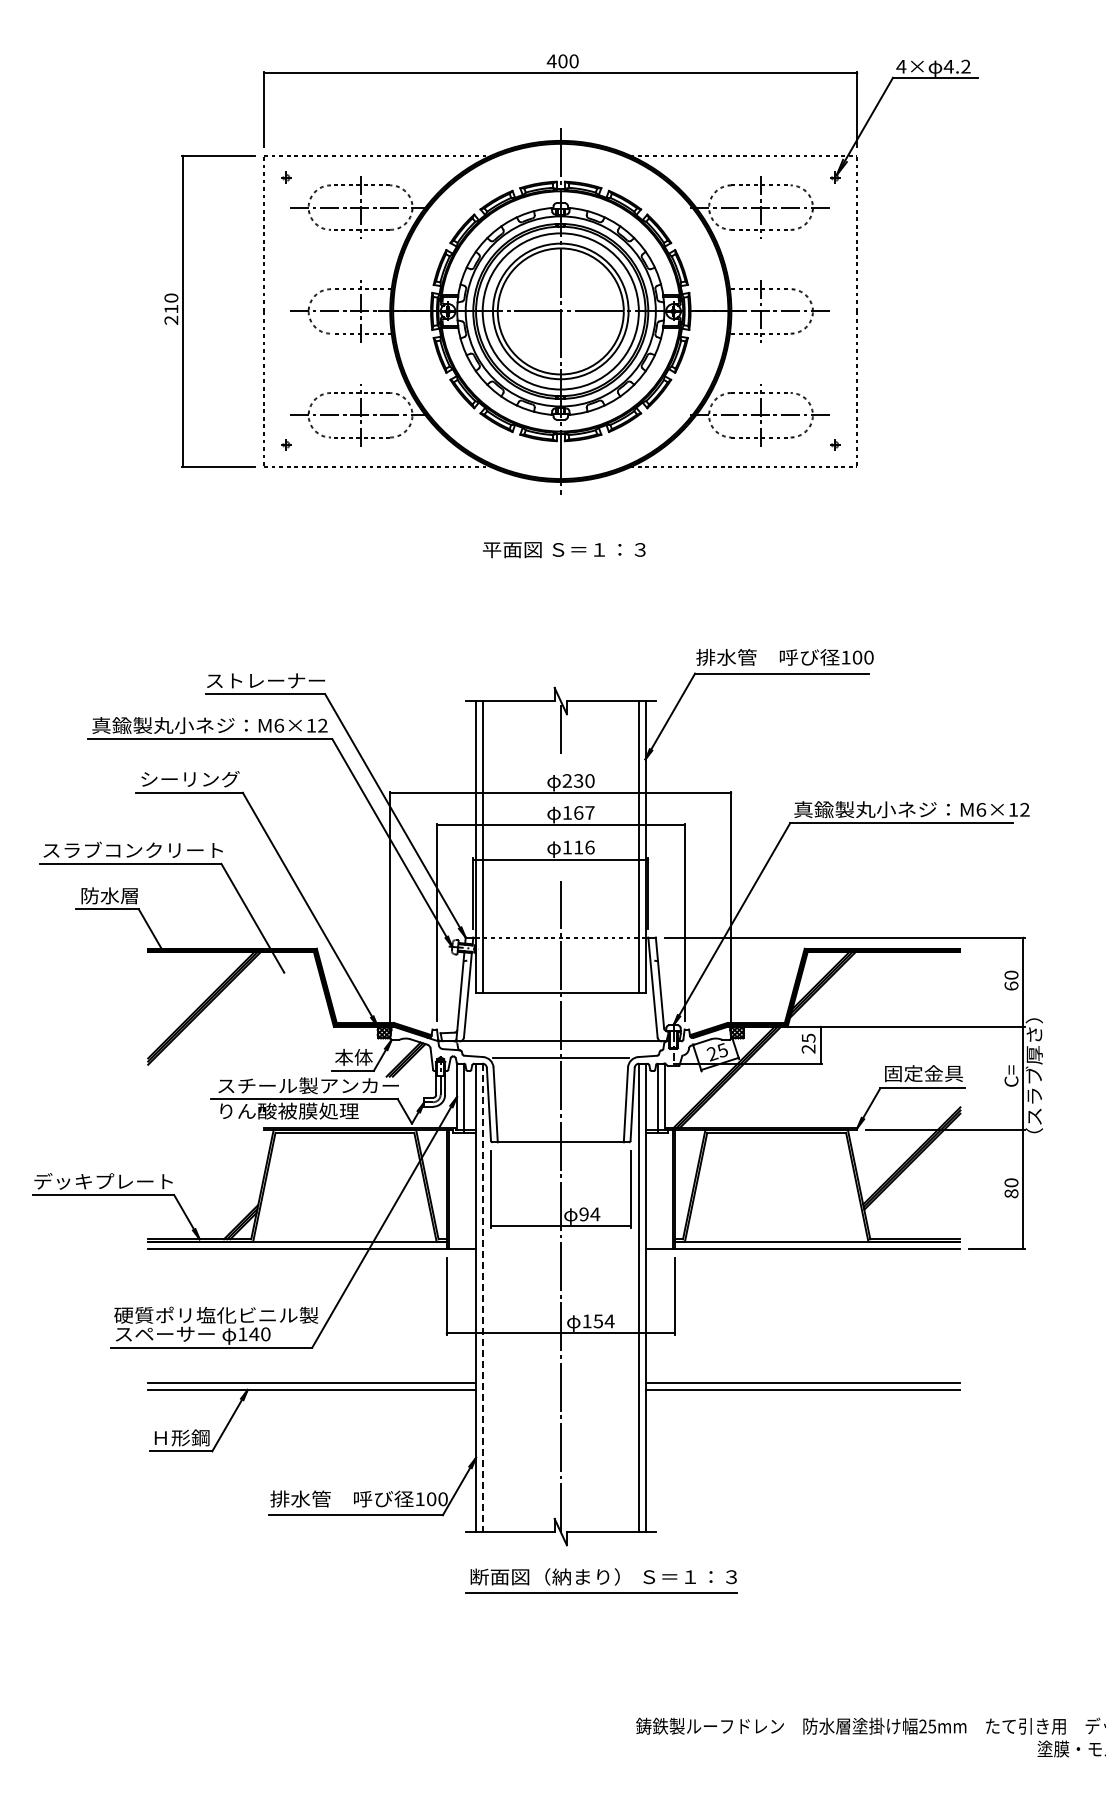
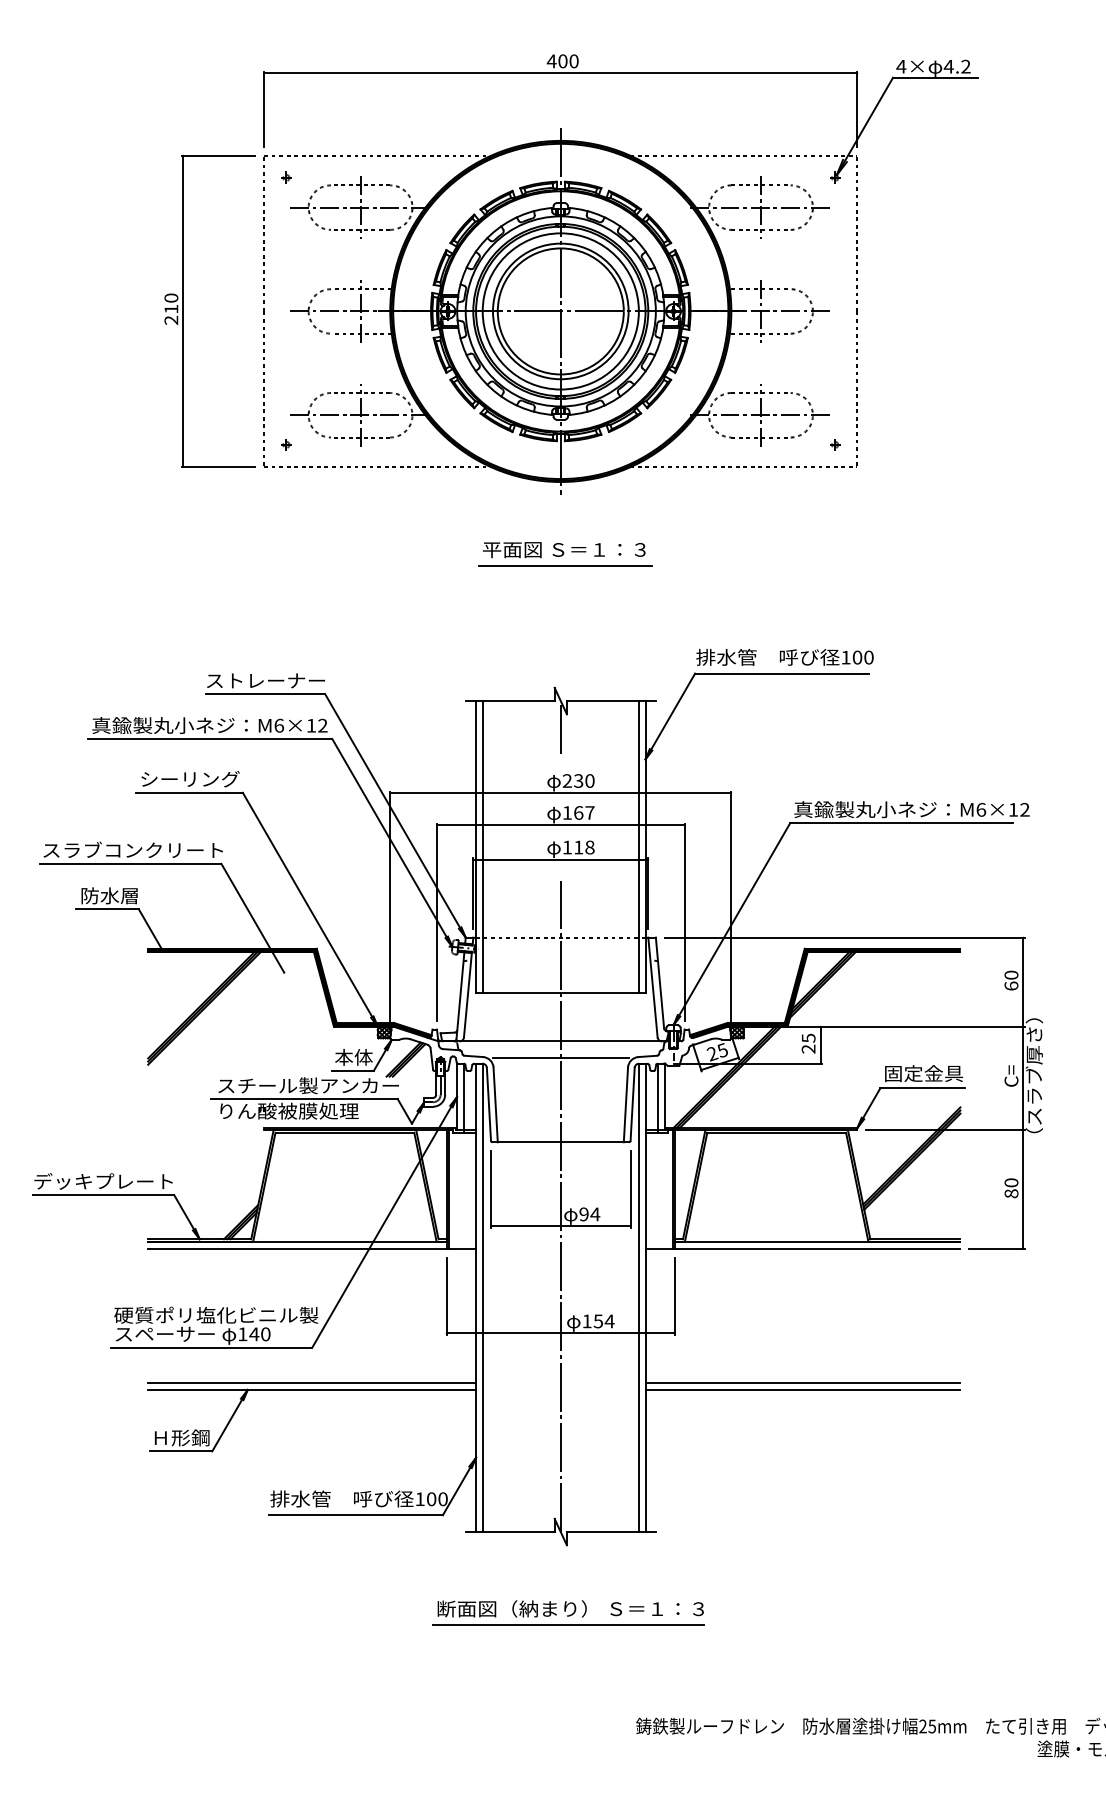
line: none -> present (565, 565)
text: 116 -> 118 (589, 847)
line: dashed -> solid (482, 1298)
part position: (601, 1580) -> (568, 1612) (568, 1612)
